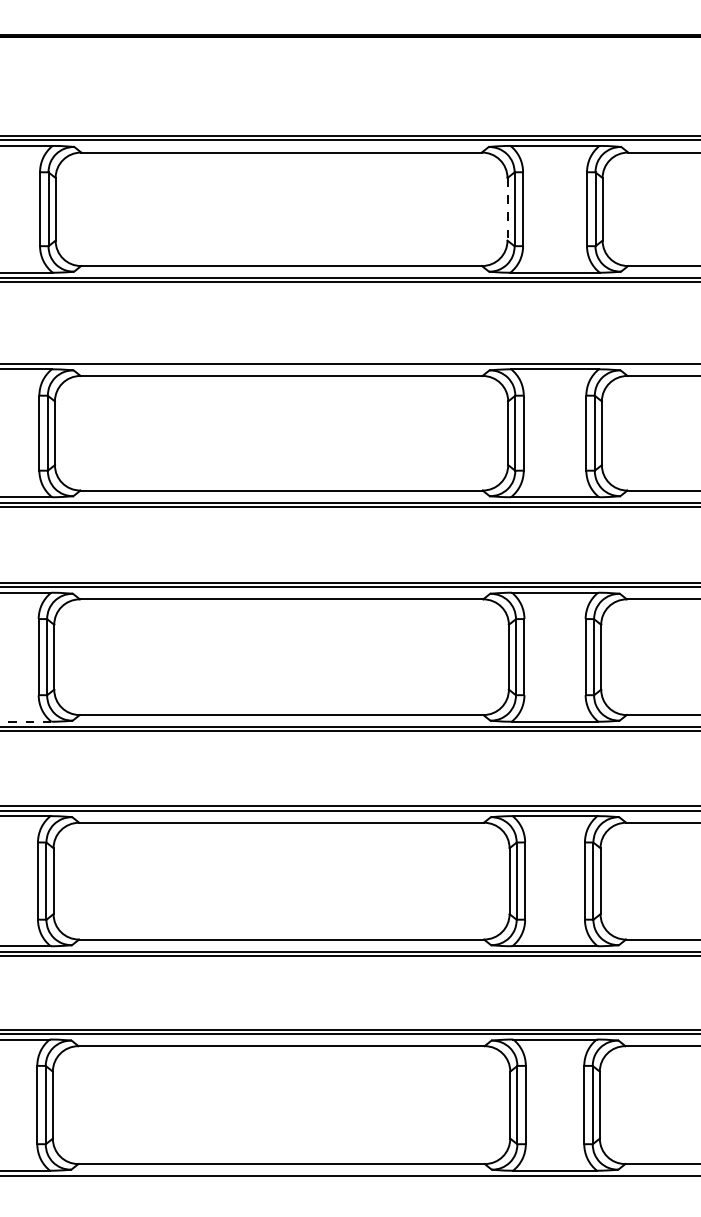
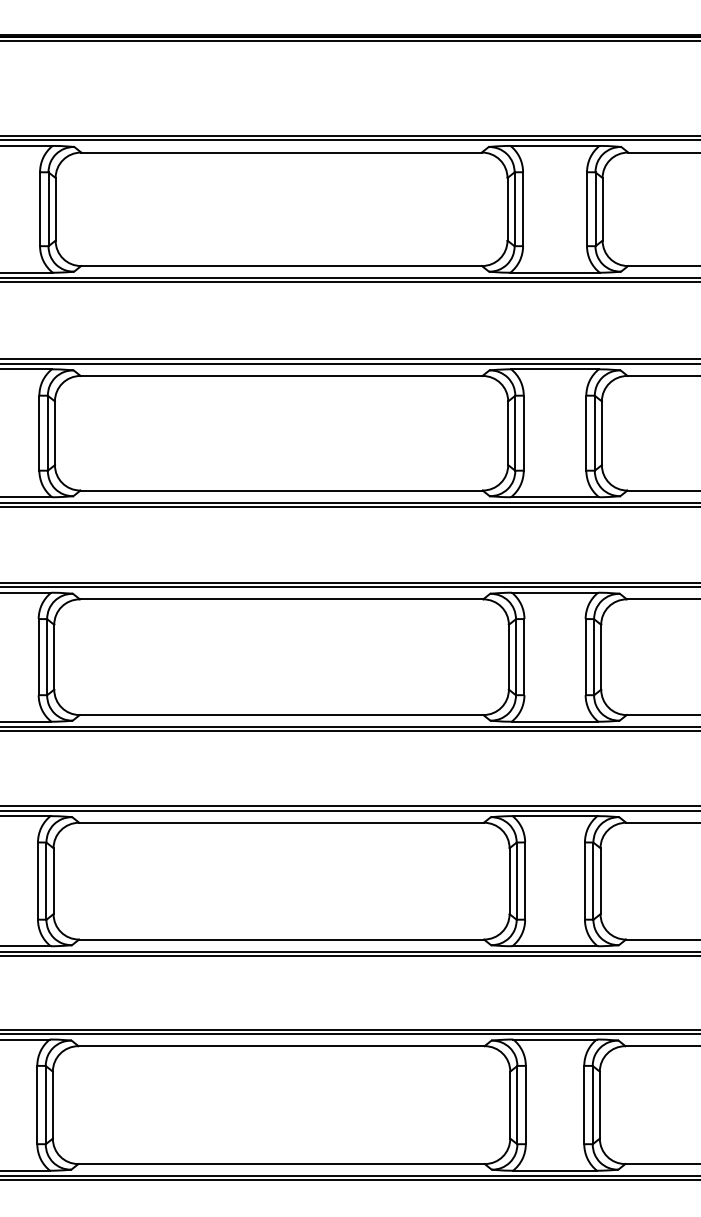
line: none -> present (349, 41)
line: dashed -> solid (507, 209)
line: none -> present (349, 359)
line: dashed -> solid (25, 721)
line: none -> present (349, 1180)
